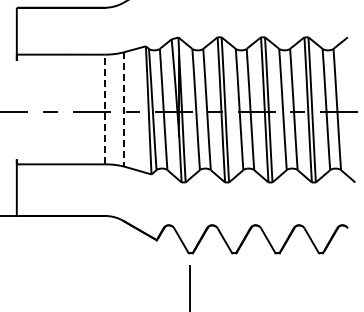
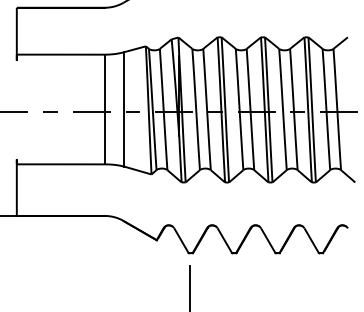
line: dashed -> solid (104, 109)
line: dashed -> solid (123, 109)
